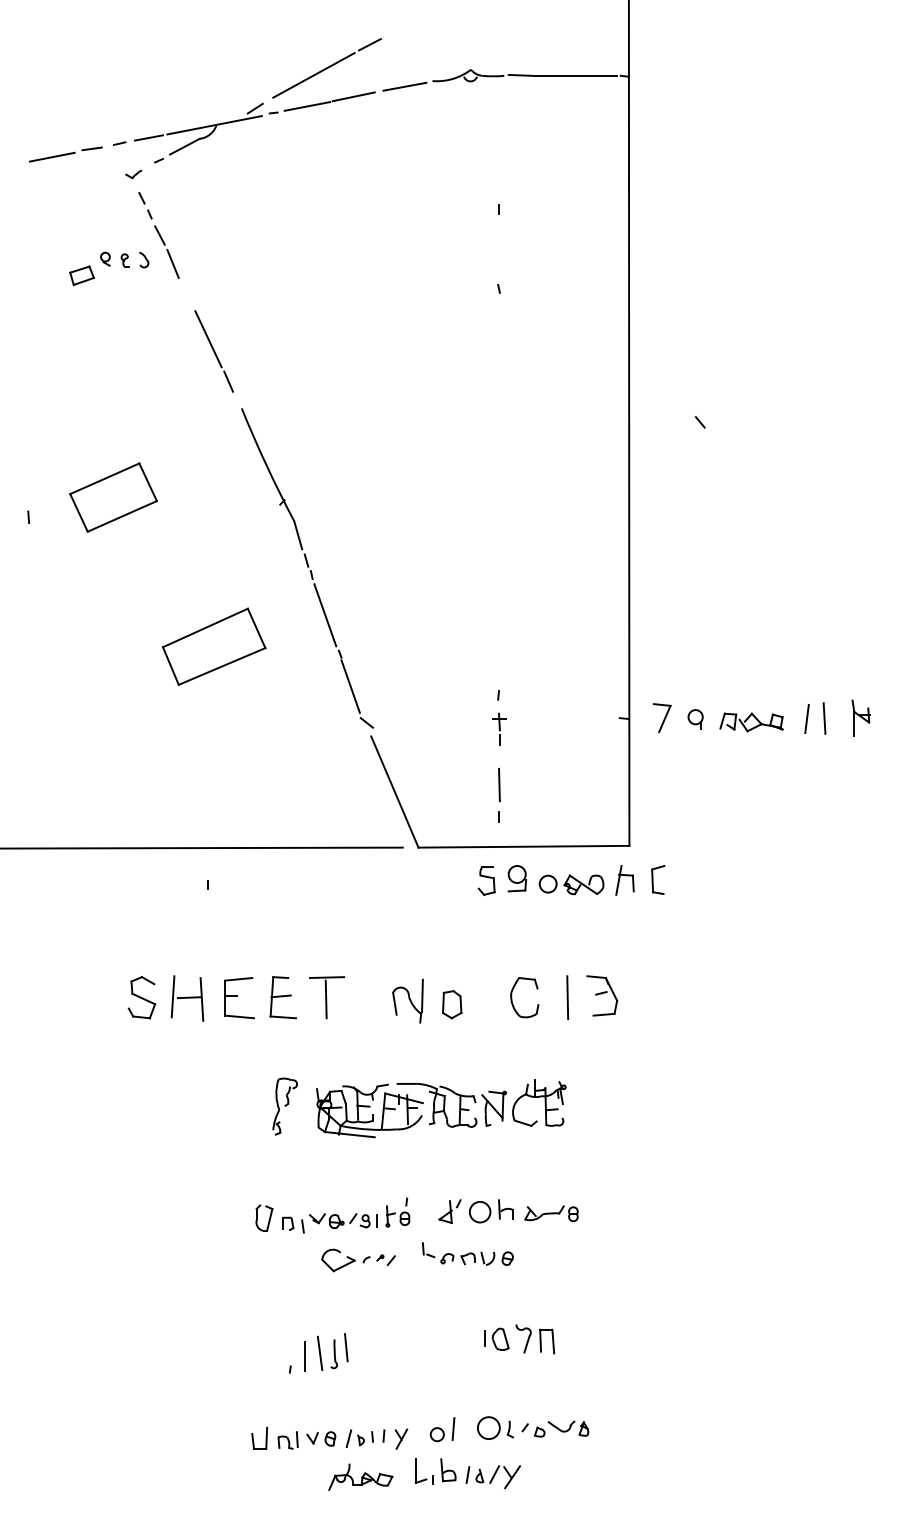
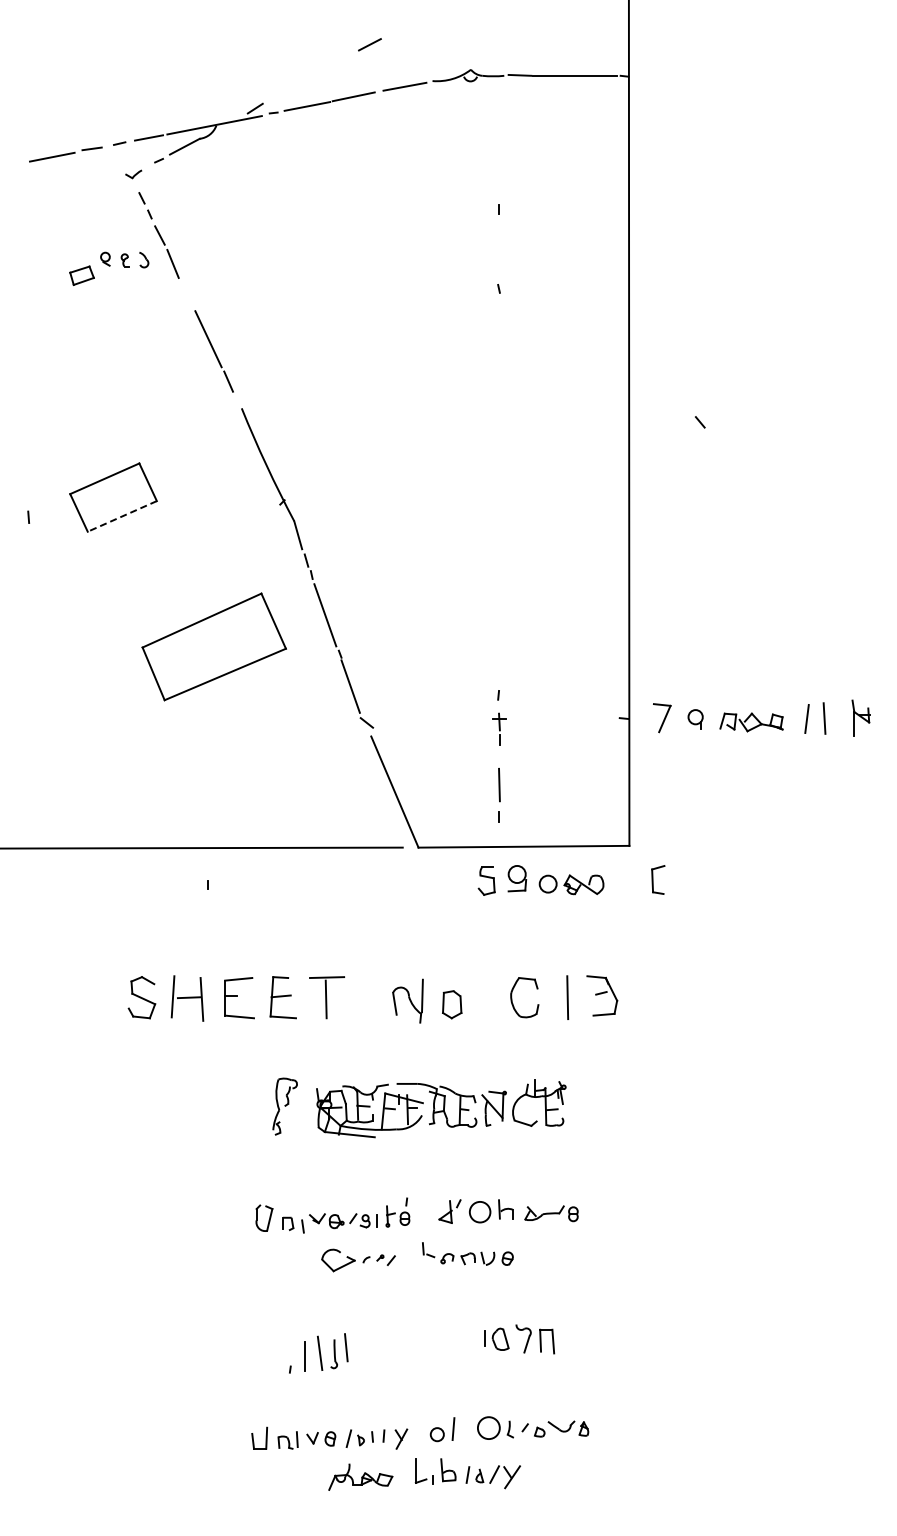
line: present -> none (313, 75)
line: solid -> dashed (122, 516)
part size: 106x79 px -> 146x110 px (213, 646)
part: present -> none (624, 880)
